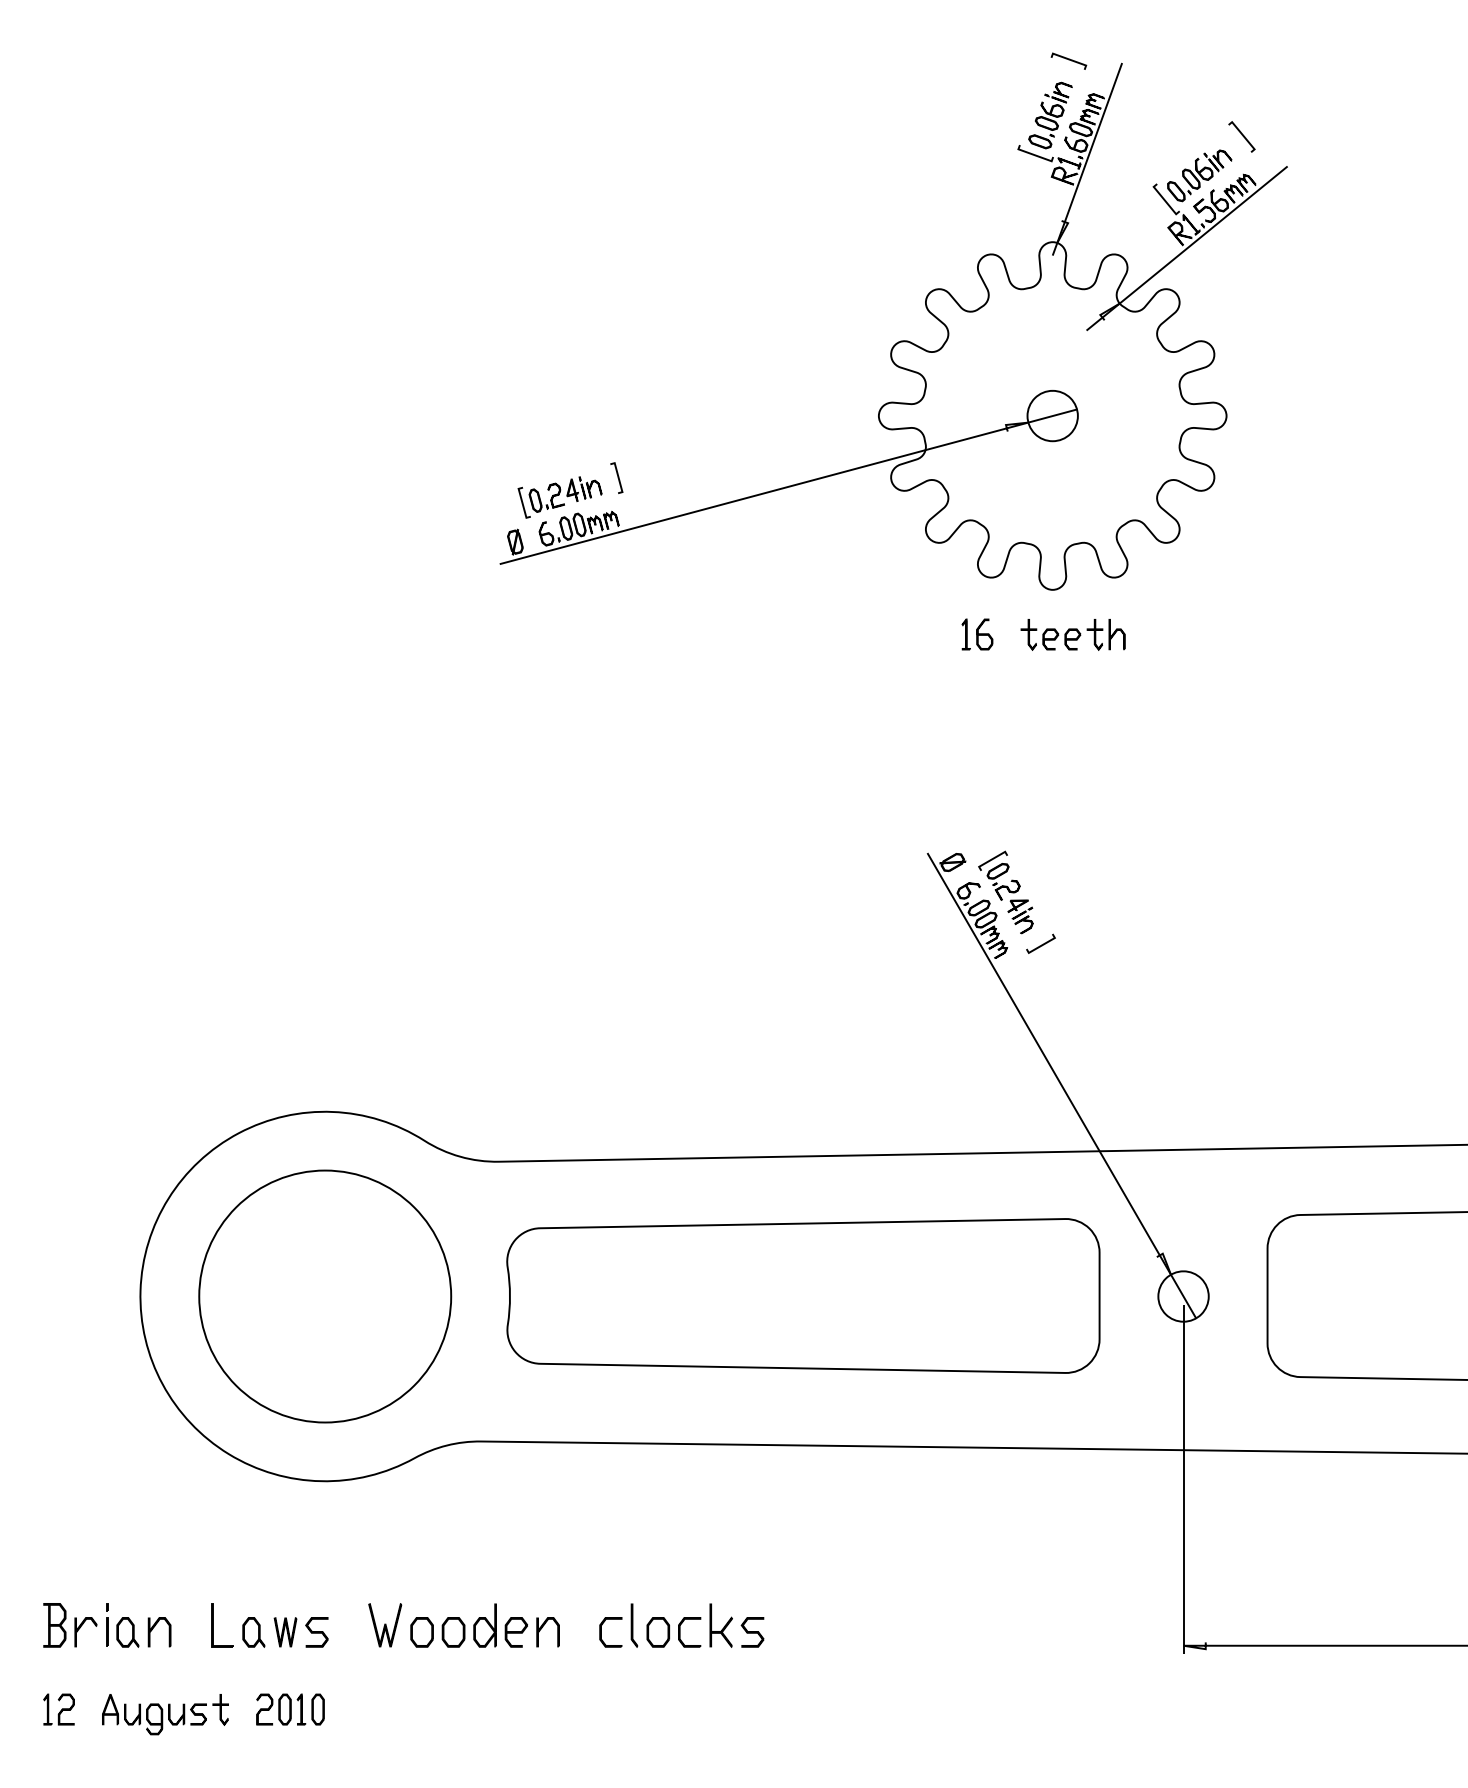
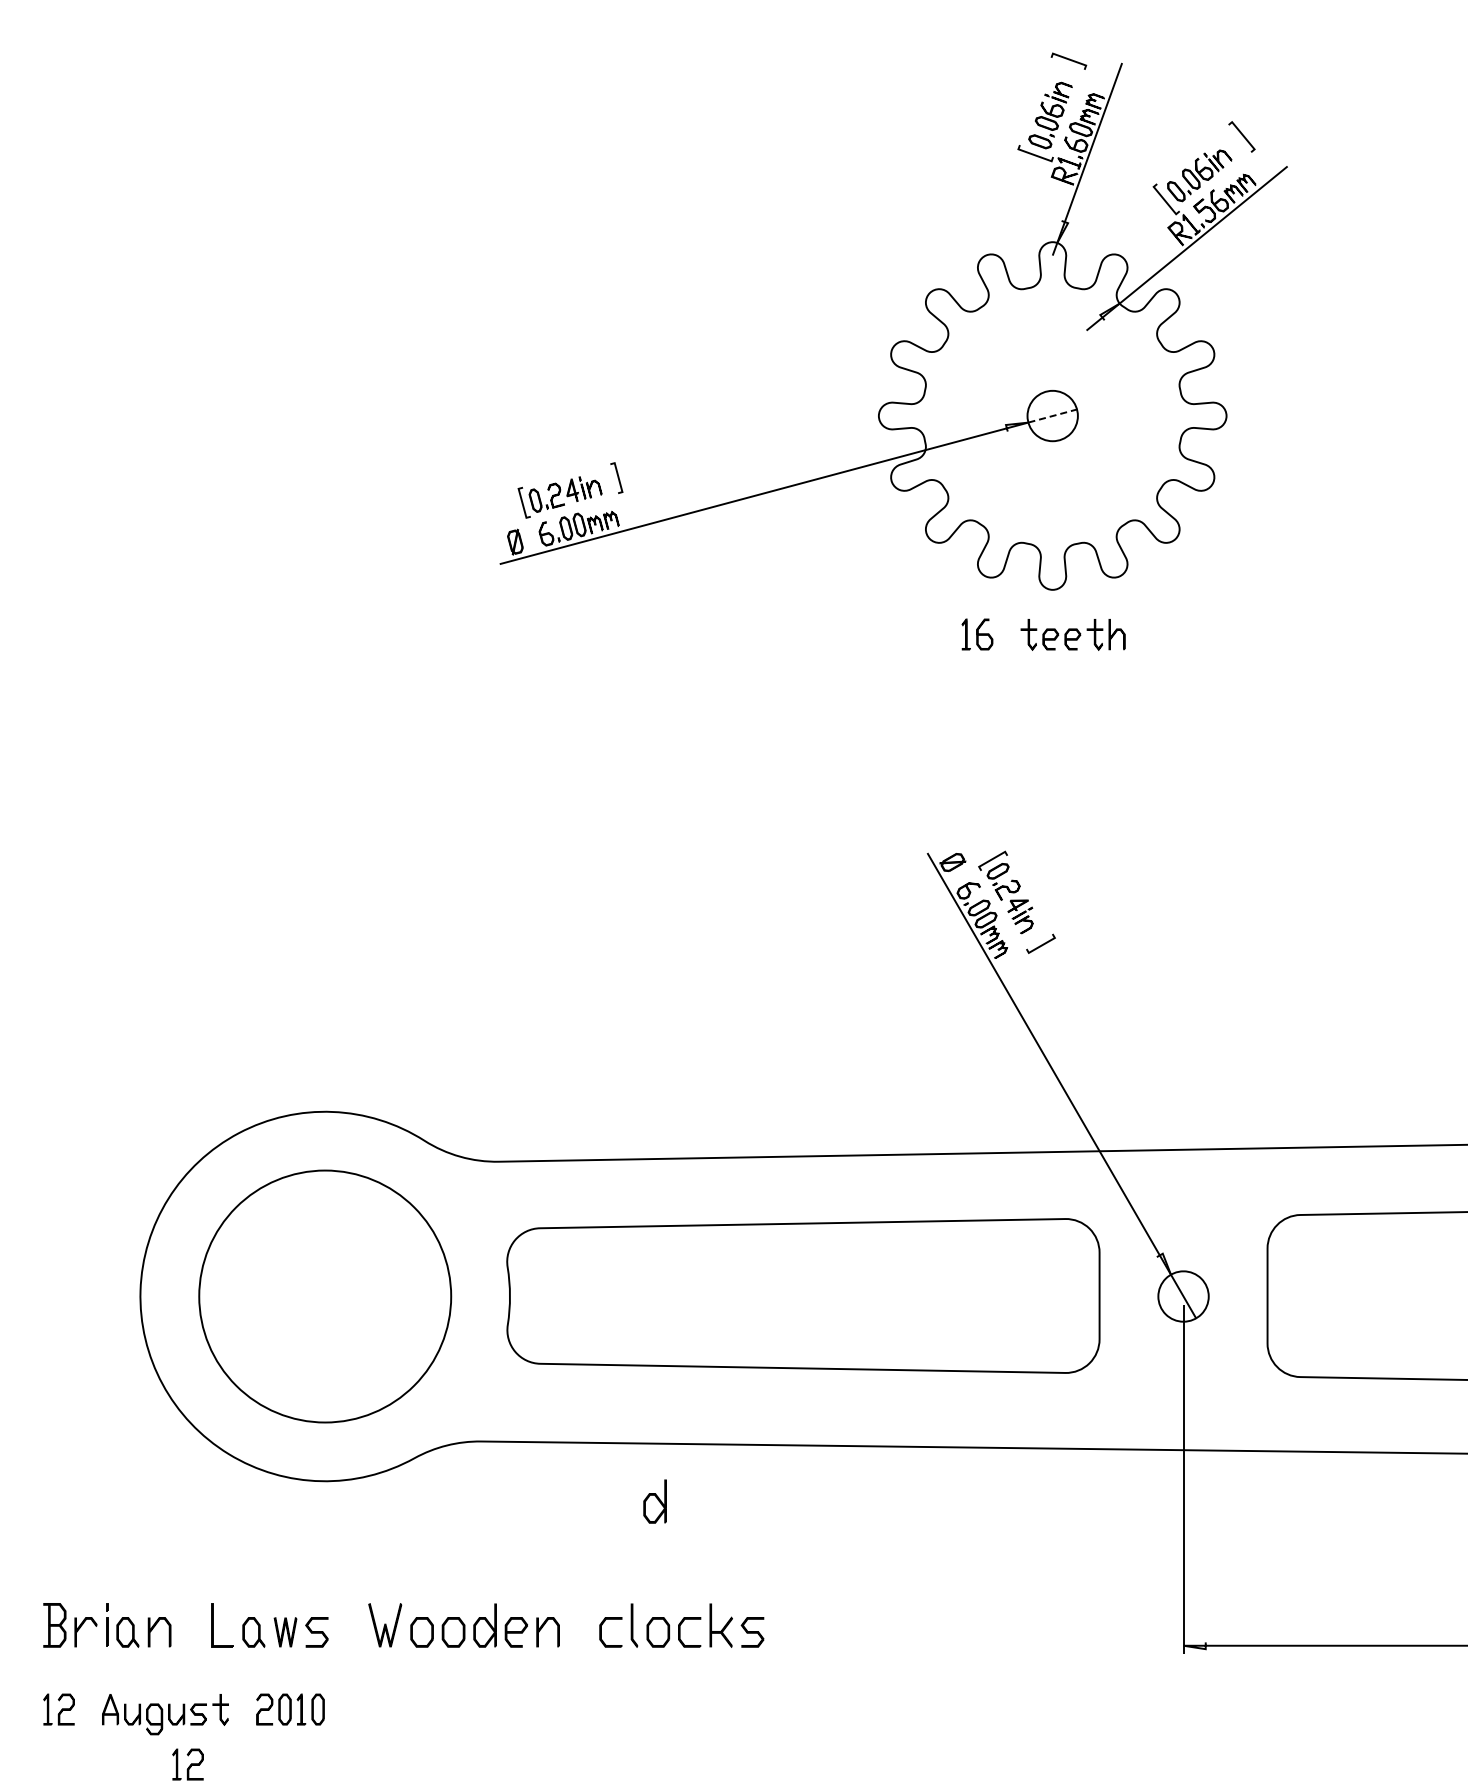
line: solid -> dashed (1053, 415)
part: none -> present (654, 1501)
part: none -> present (187, 1764)
